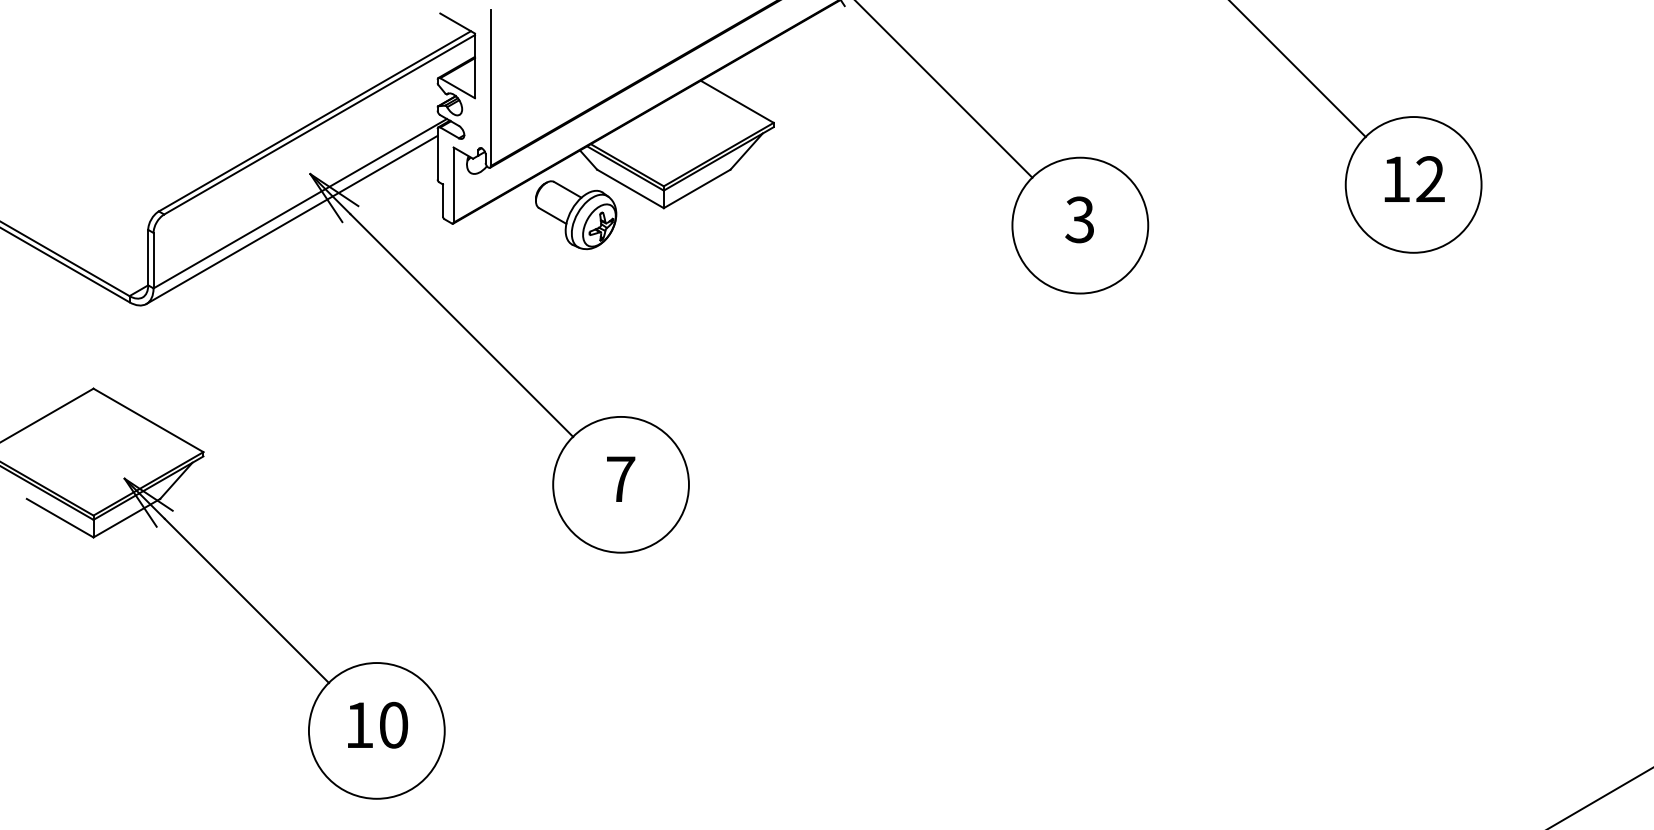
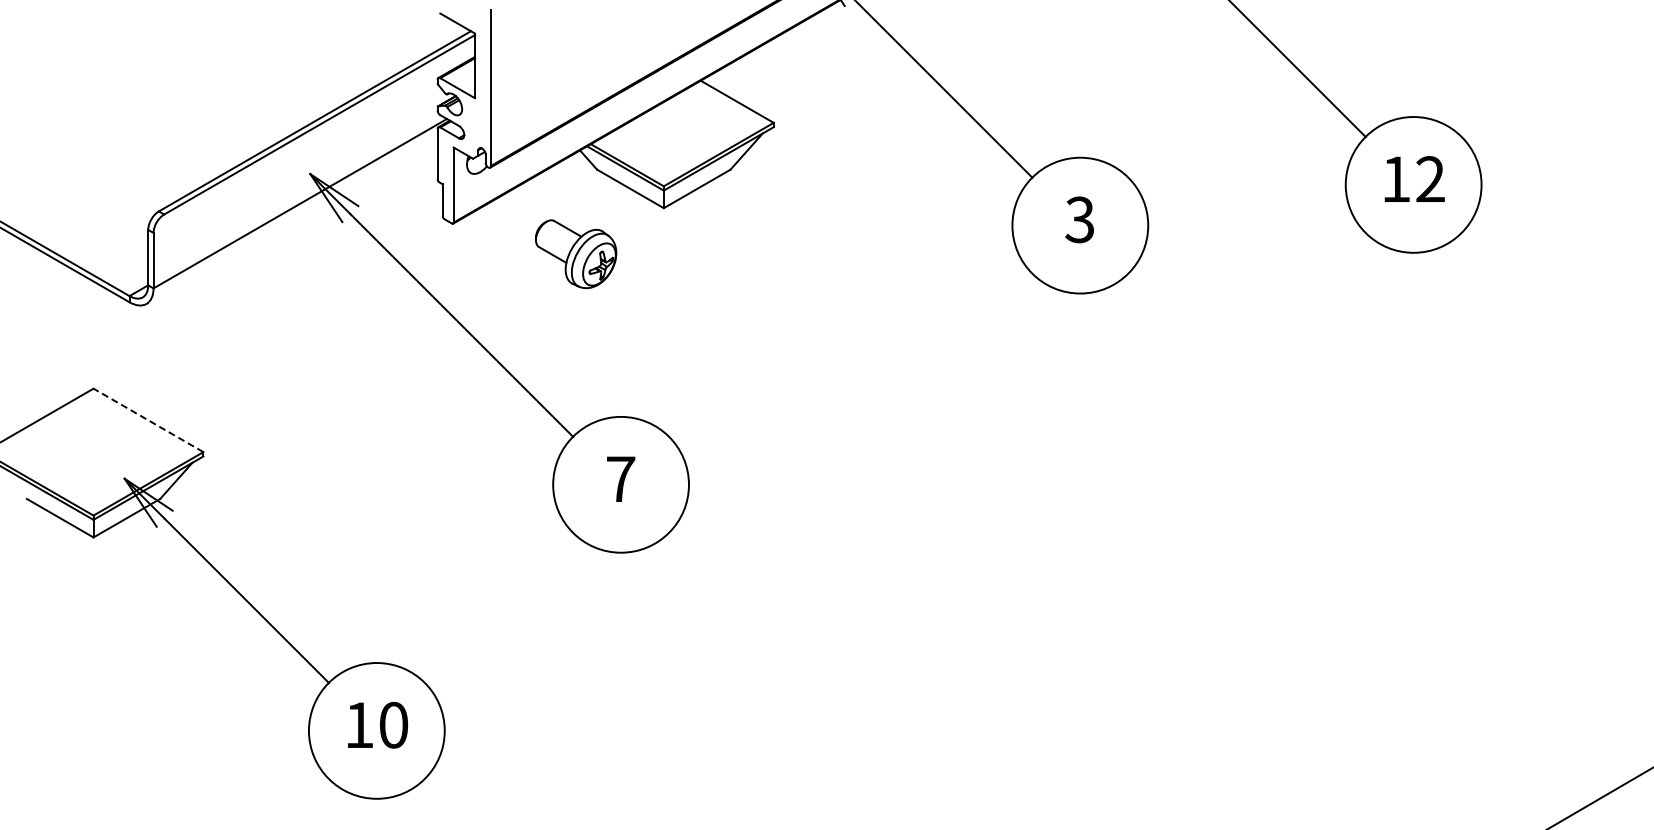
part position: (576, 215) -> (576, 254) (576, 254)
line: present -> none (291, 219)
line: solid -> dashed (148, 420)
